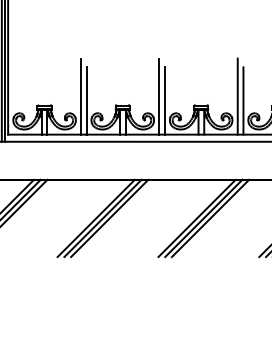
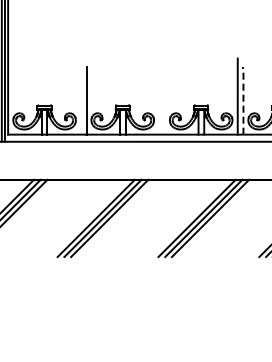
line: present -> none (80, 96)
line: present -> none (159, 96)
line: present -> none (165, 100)
line: solid -> dashed (243, 101)
